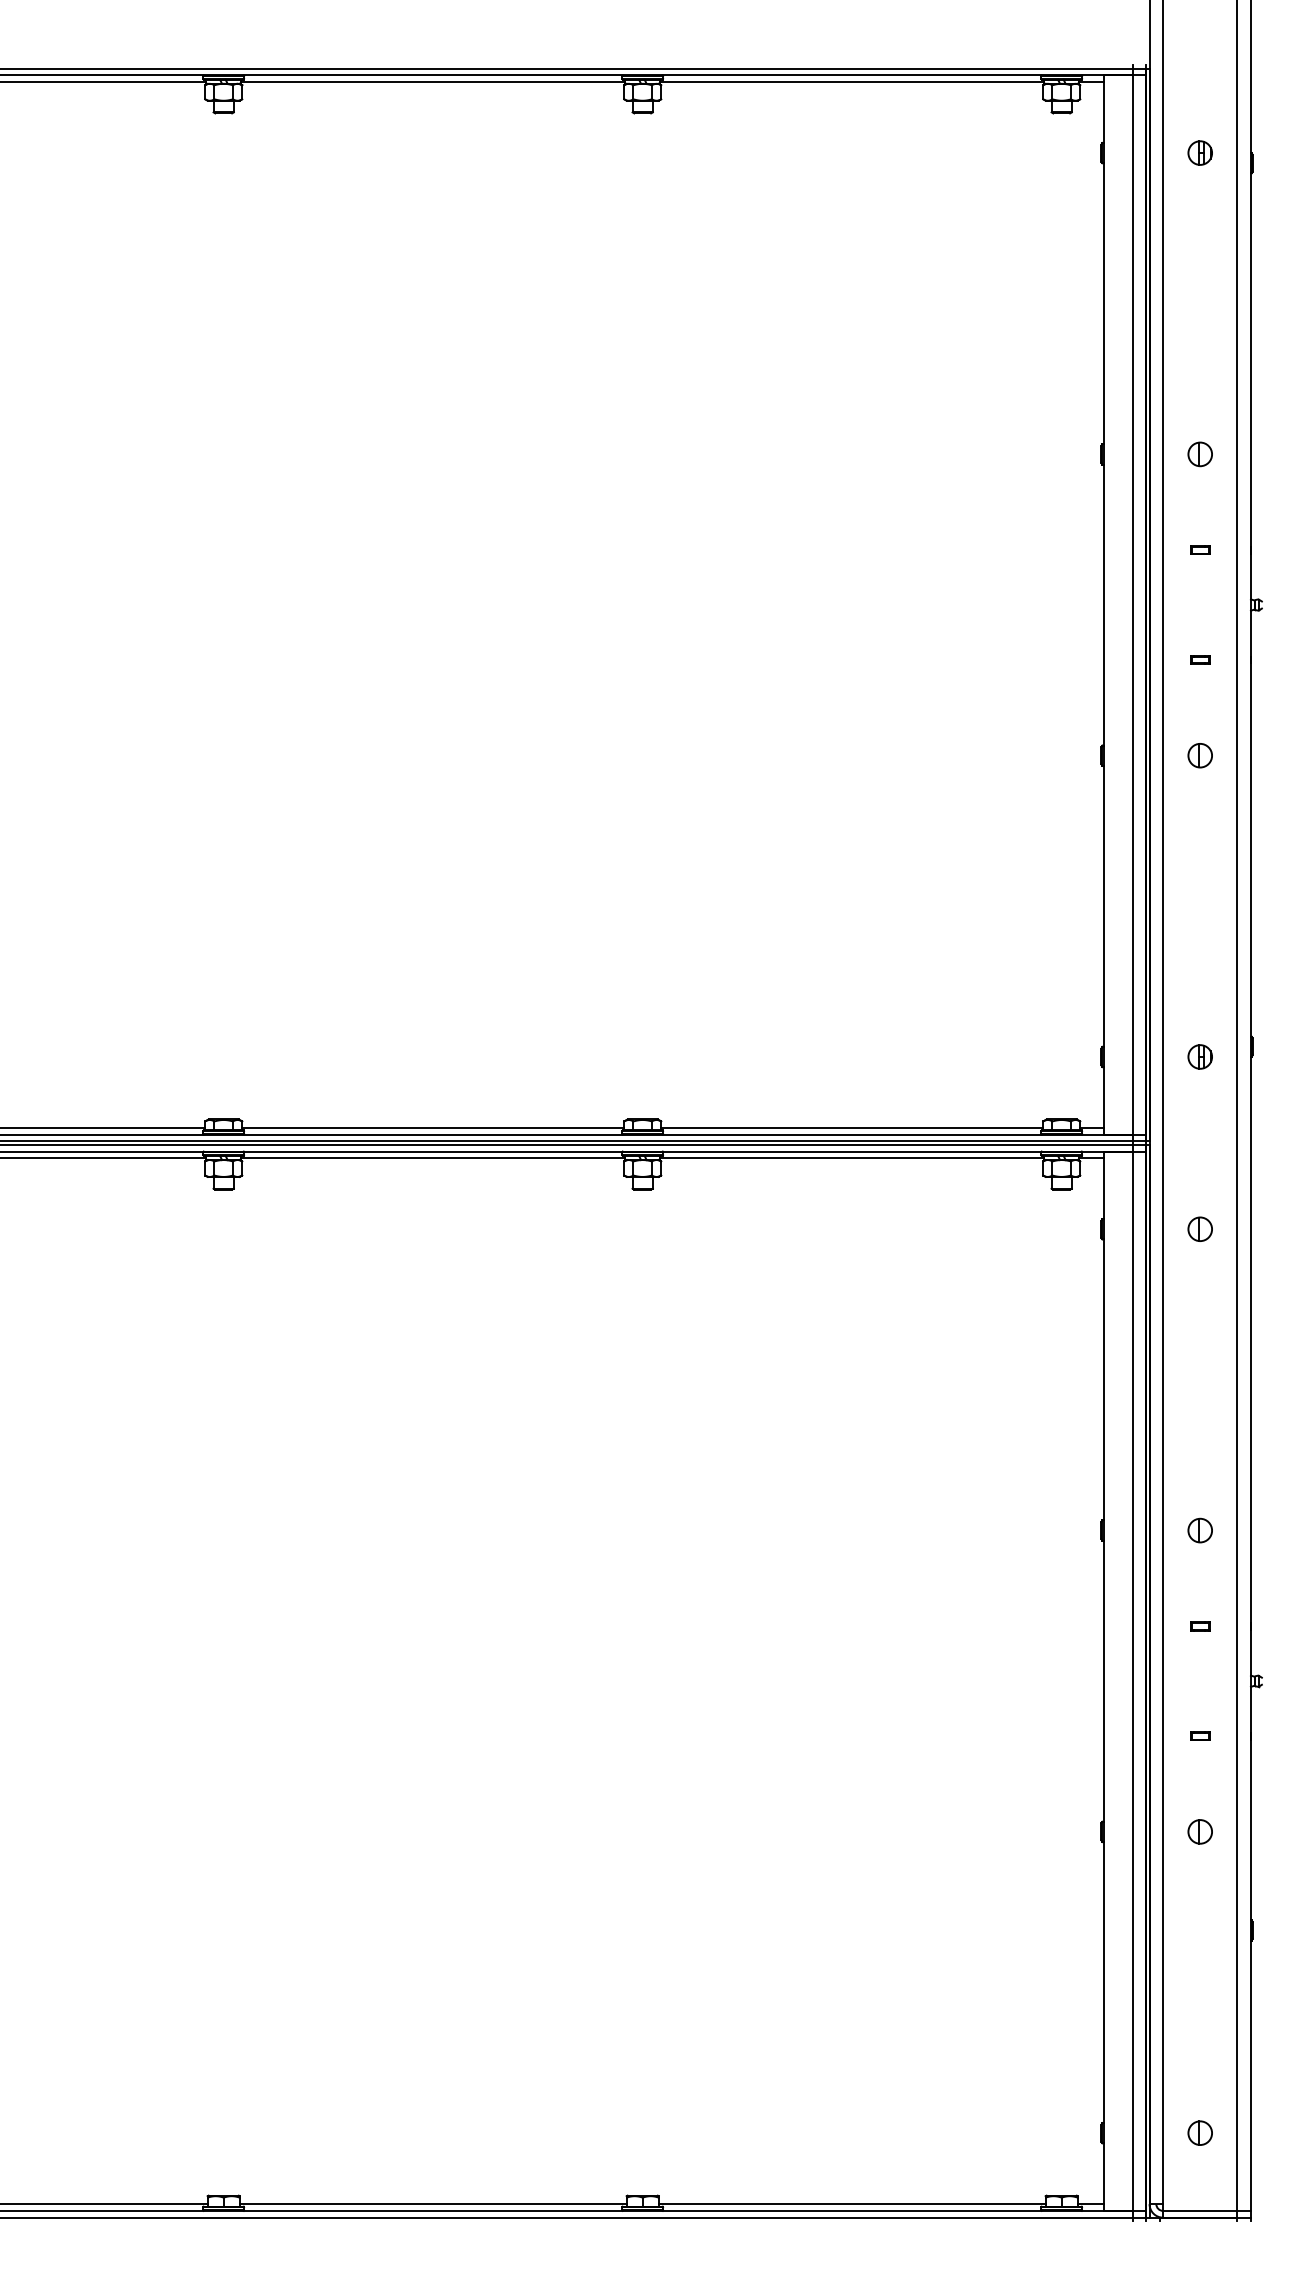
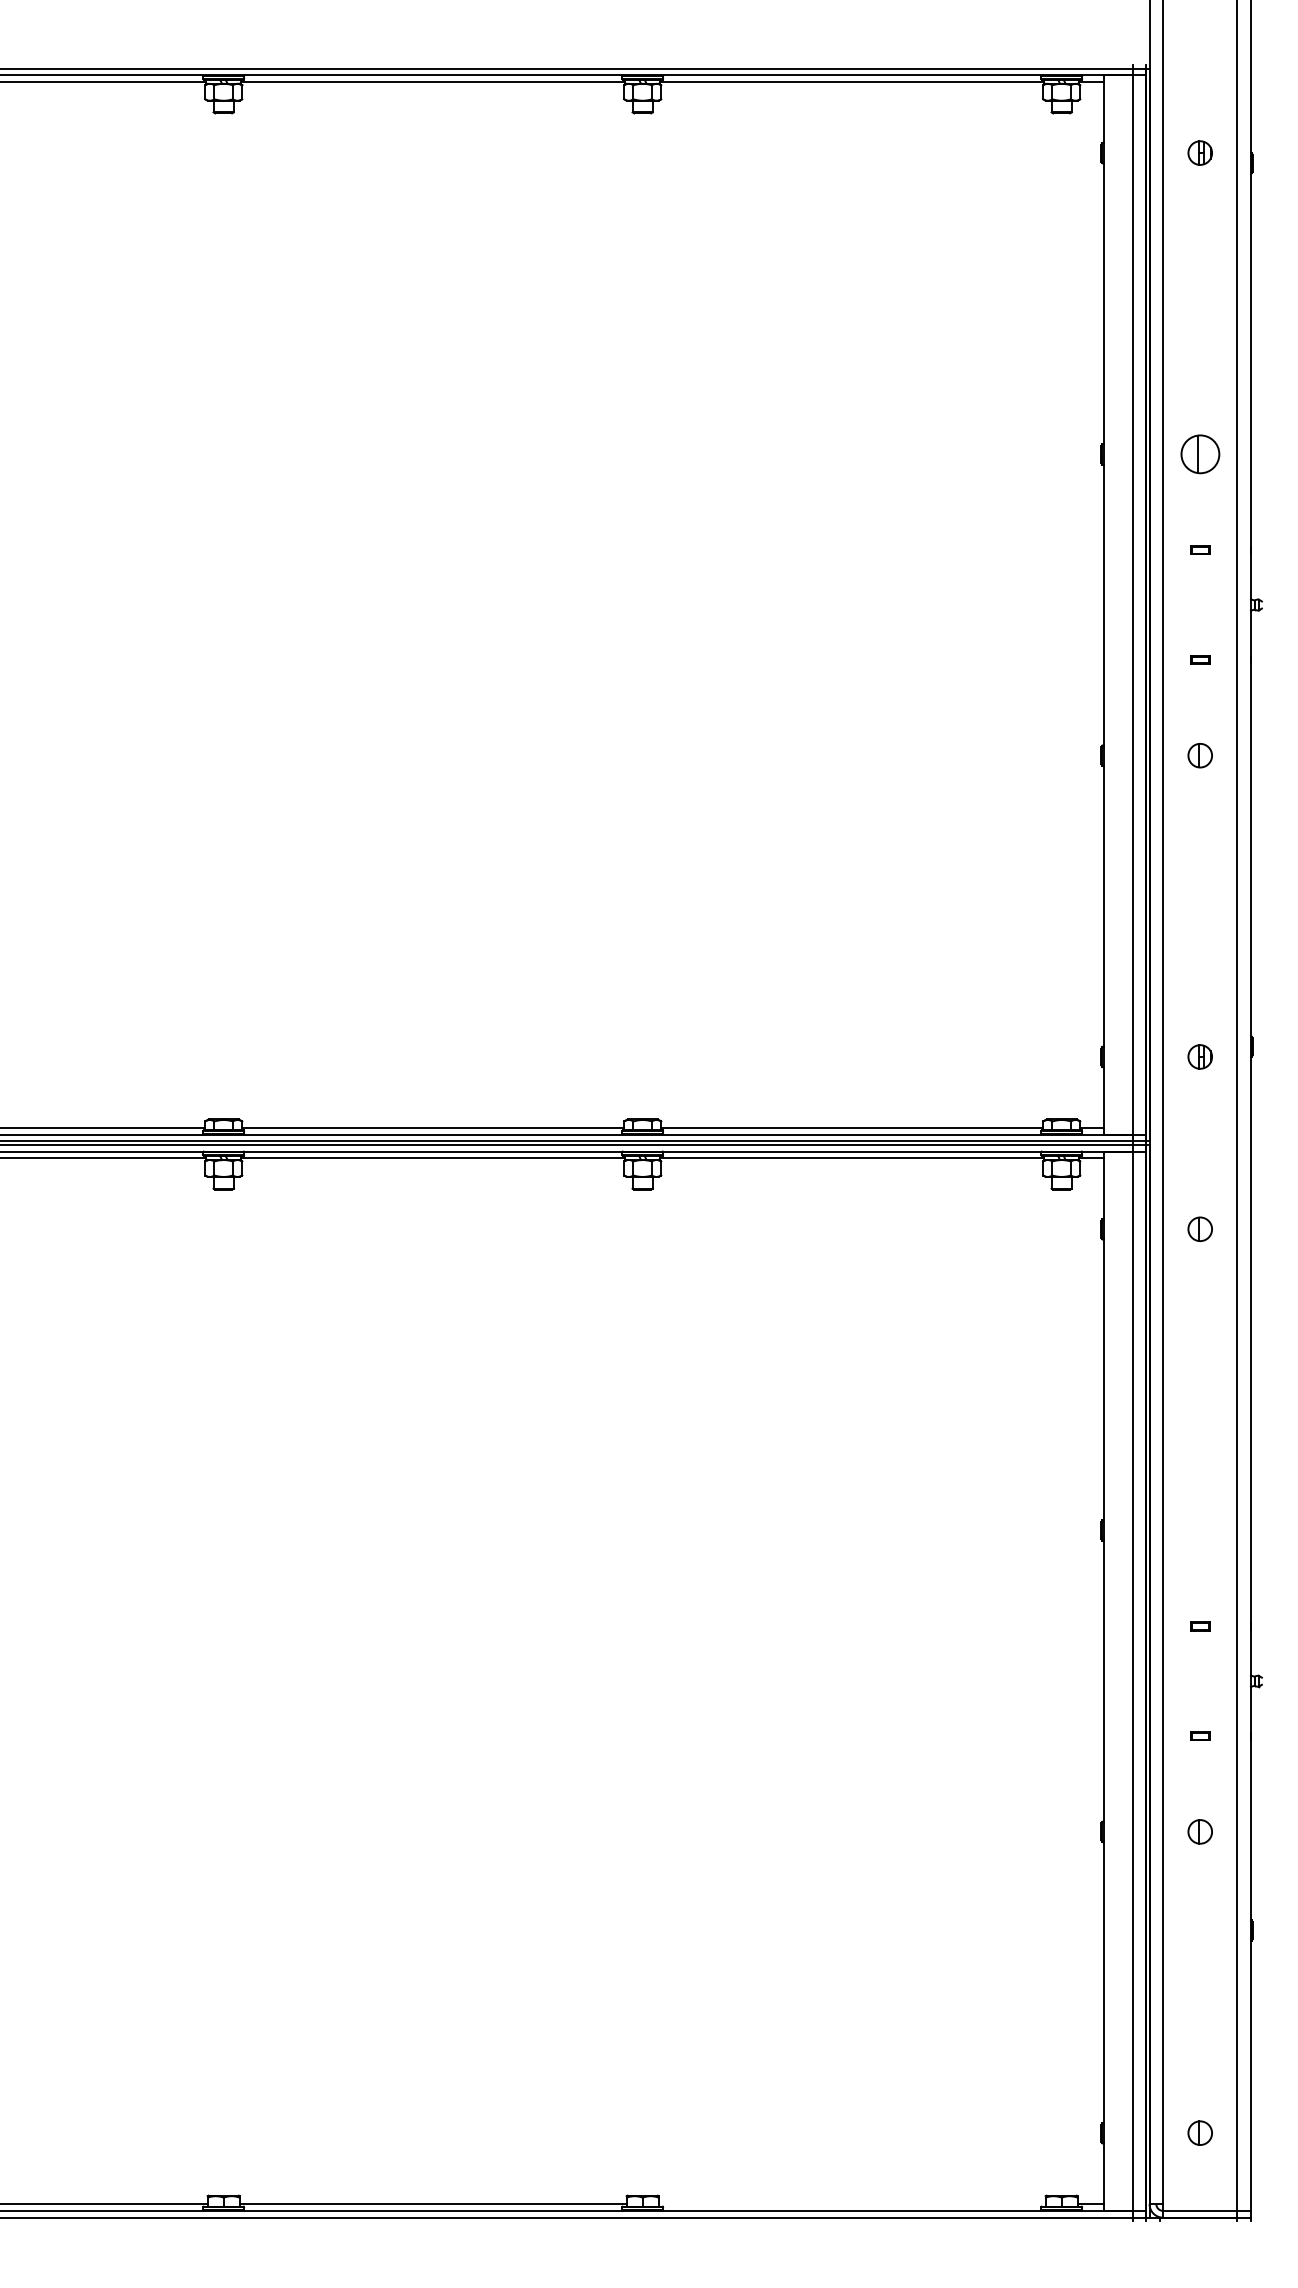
part size: 26x27 px -> 41x41 px (1200, 454)
part: present -> none (1199, 1530)
line: present -> none (851, 2204)
